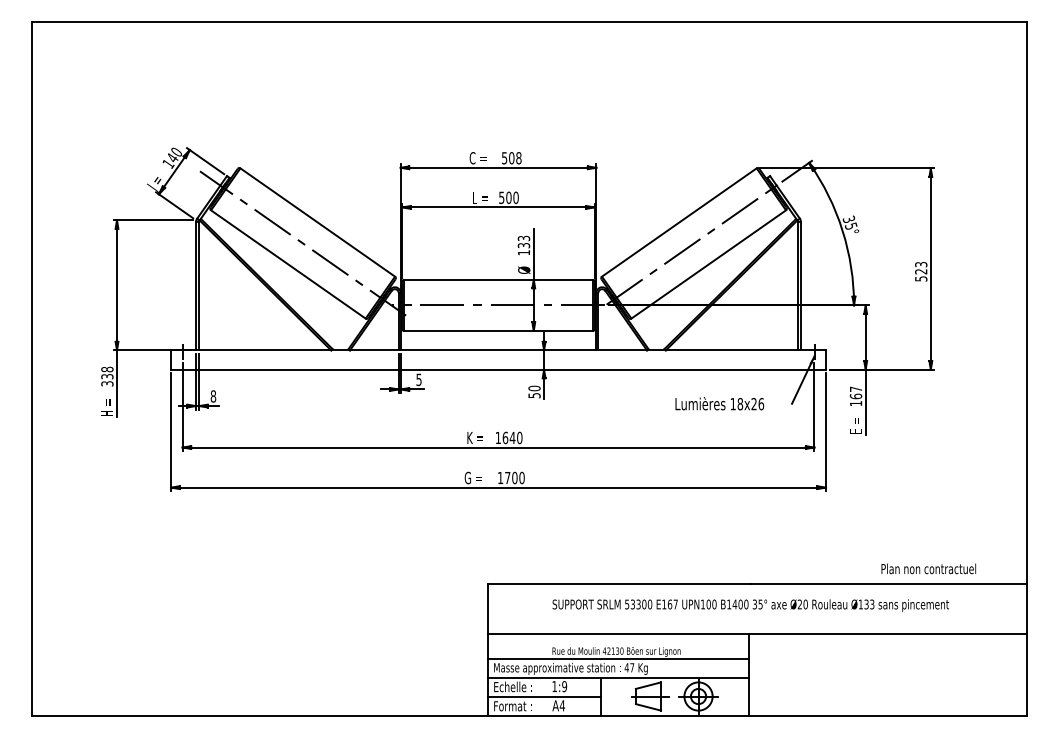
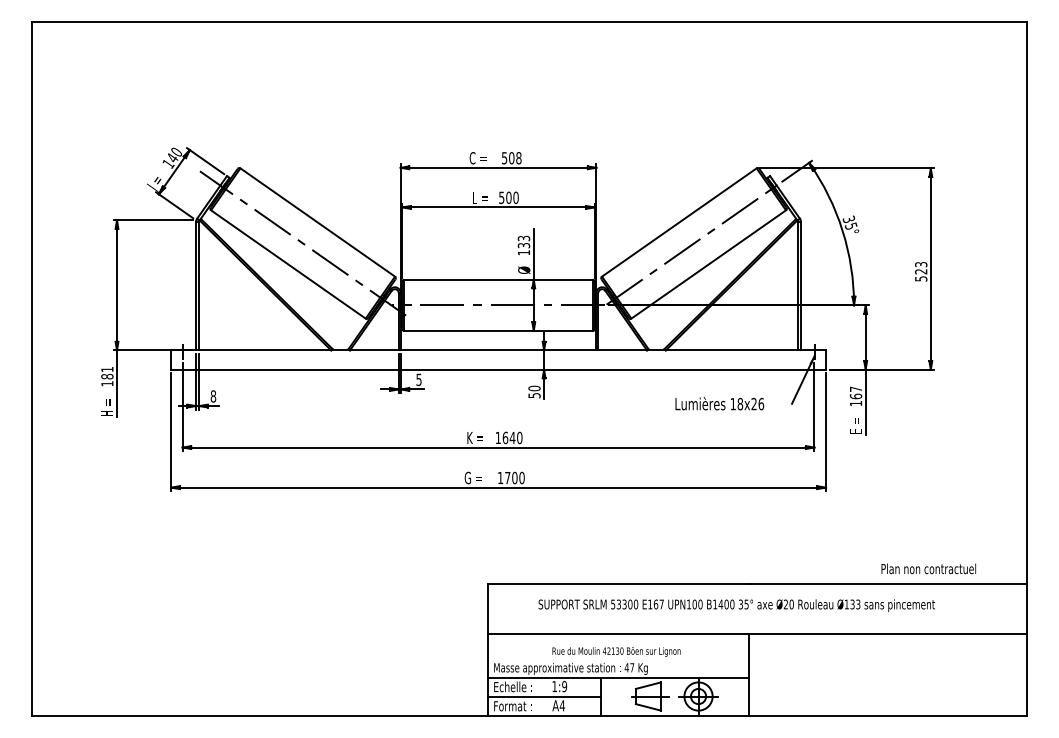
text: 338 -> 181 (107, 376)
text position: (750, 605) -> (736, 605) (736, 605)
line: present -> none (617, 658)
